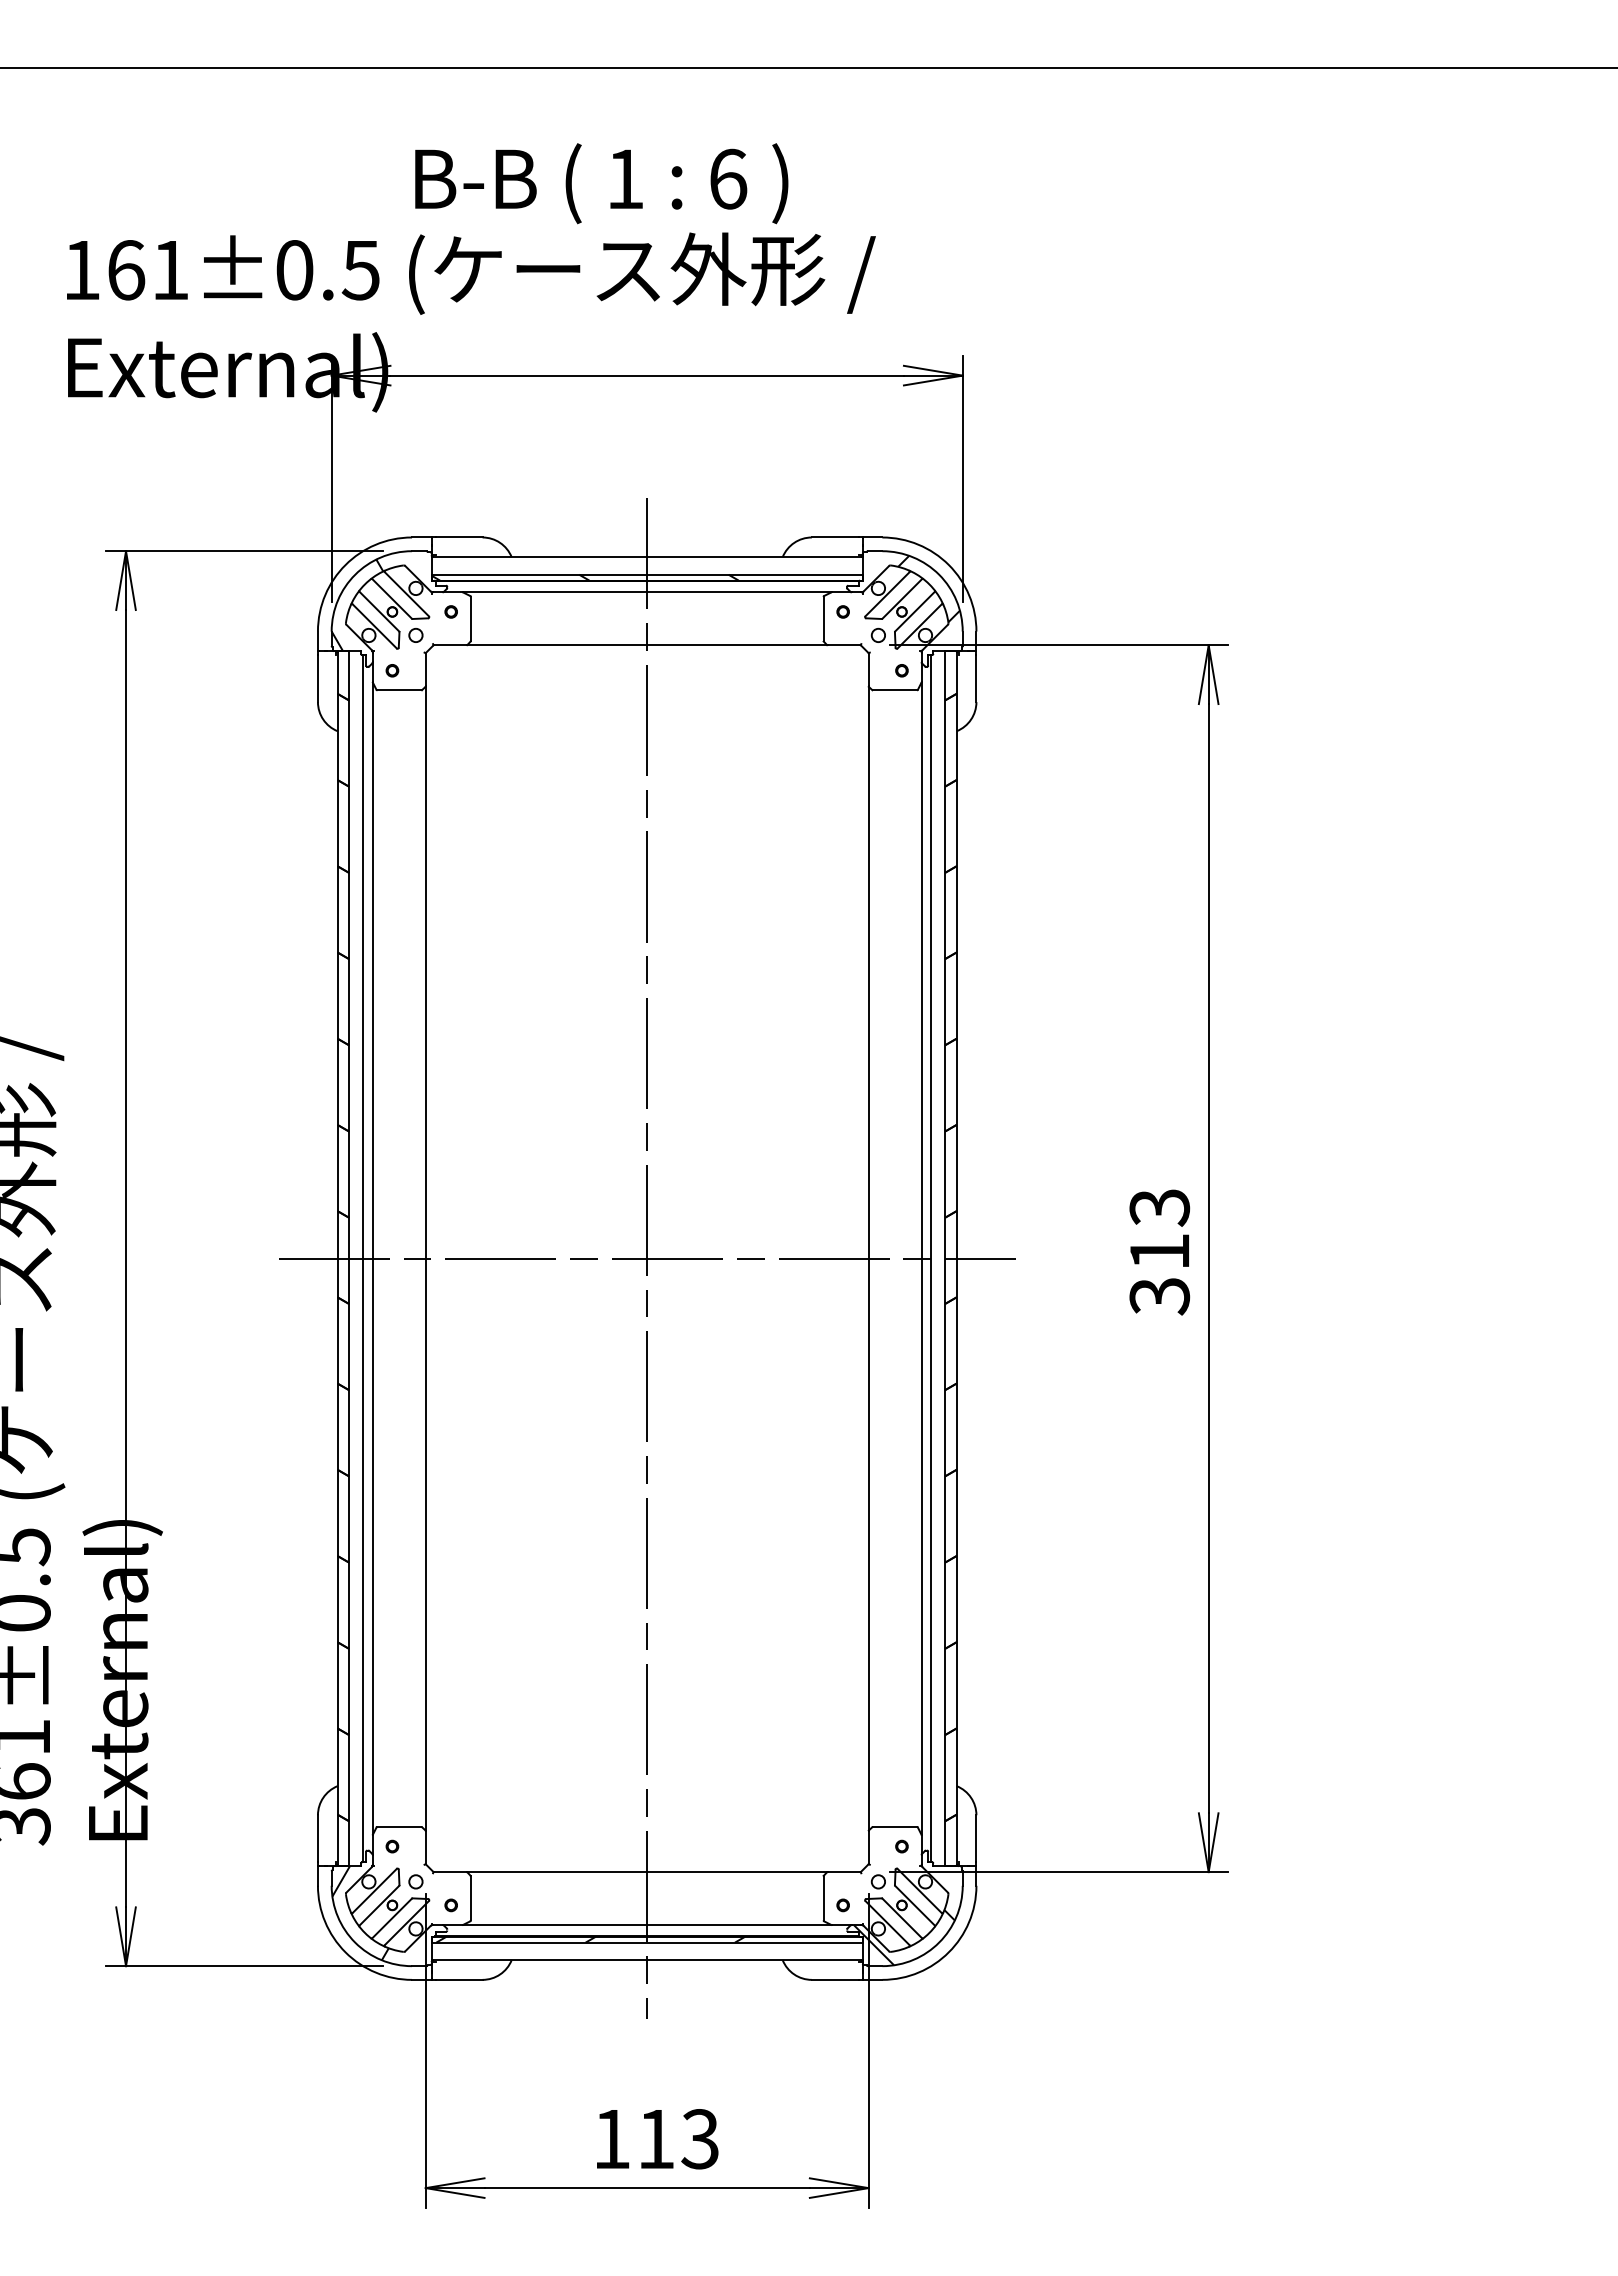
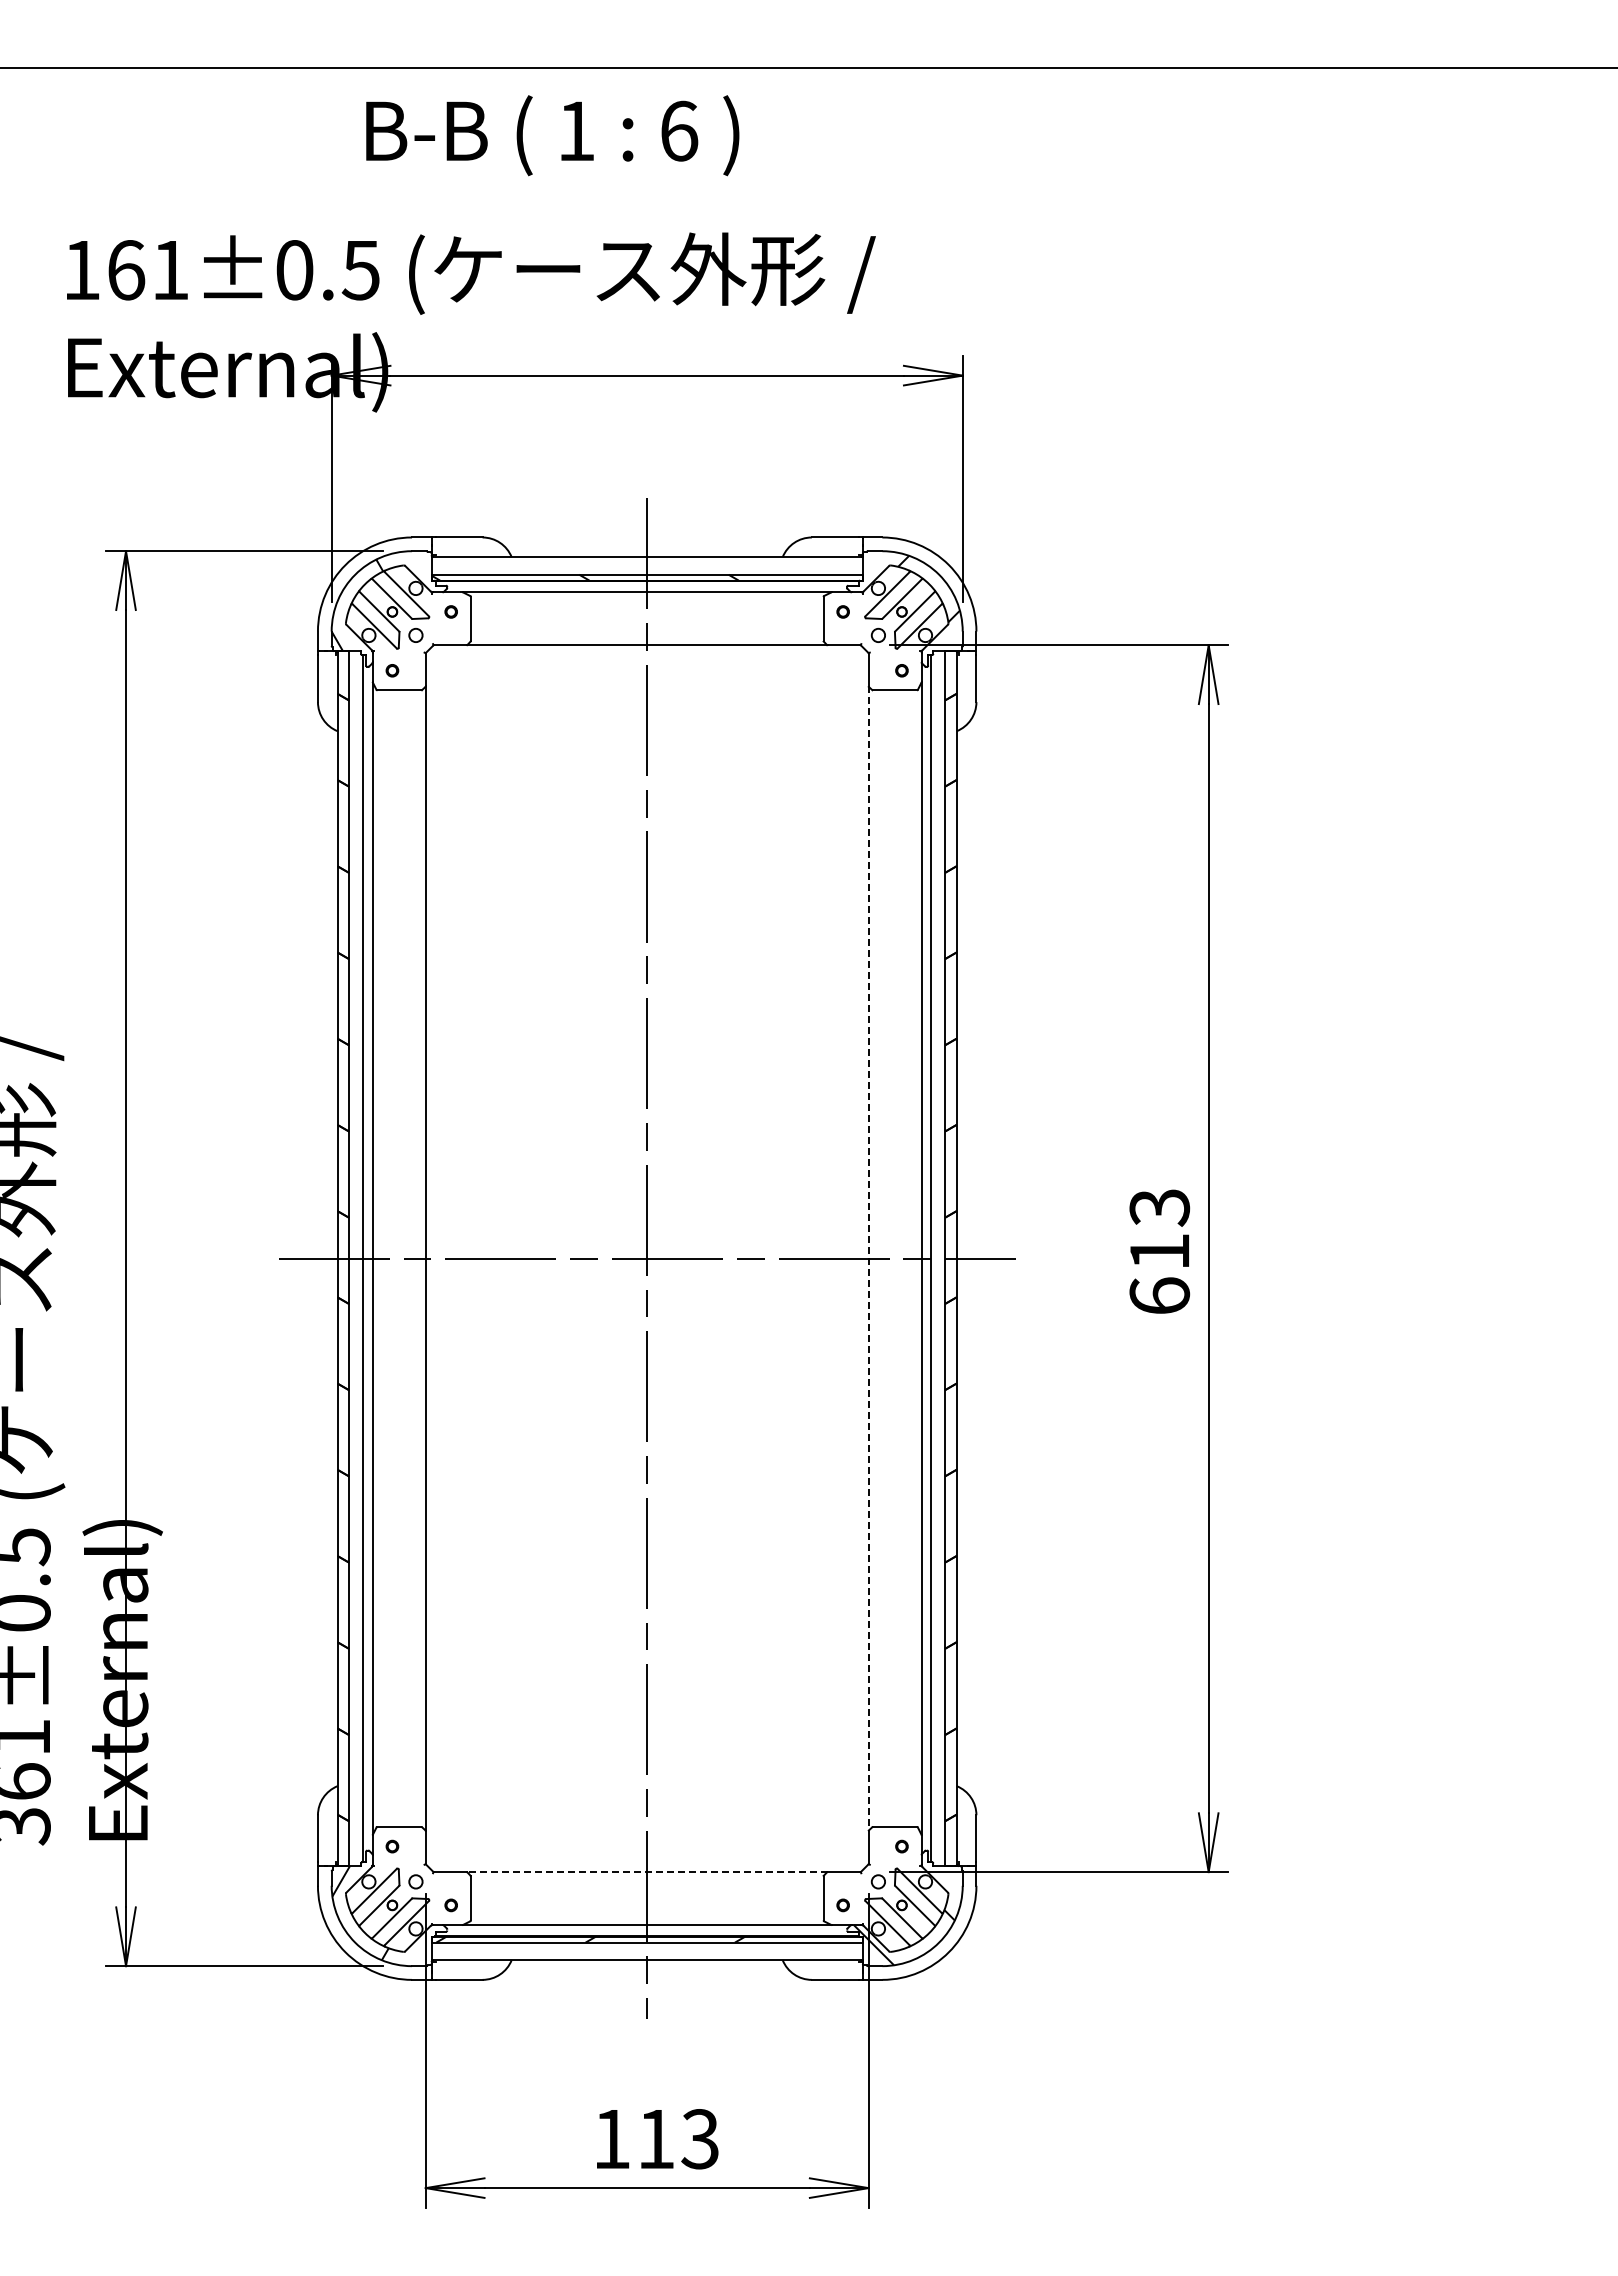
text position: (601, 183) -> (552, 135) (552, 135)
line: solid -> dashed (868, 1259)
text: 313 -> 613 (1159, 1296)
line: solid -> dashed (647, 1872)
